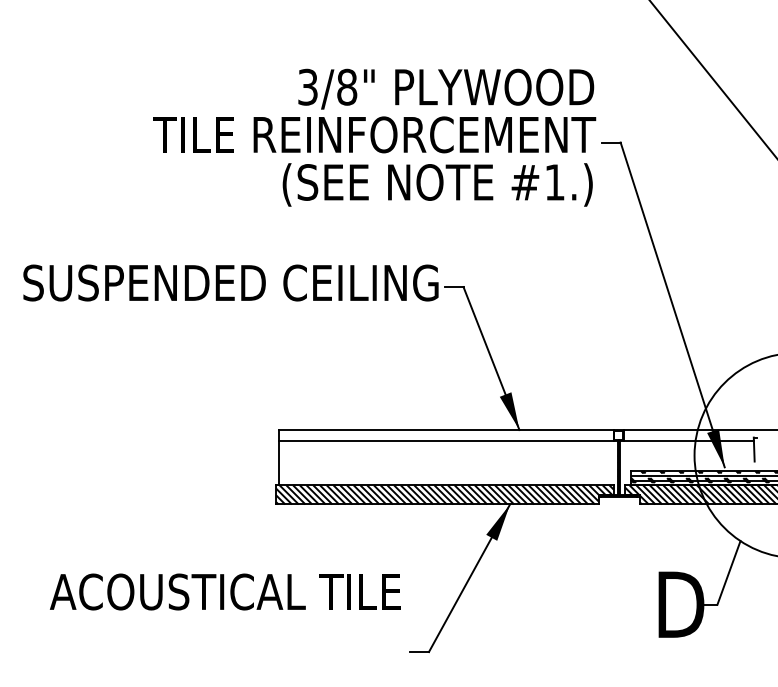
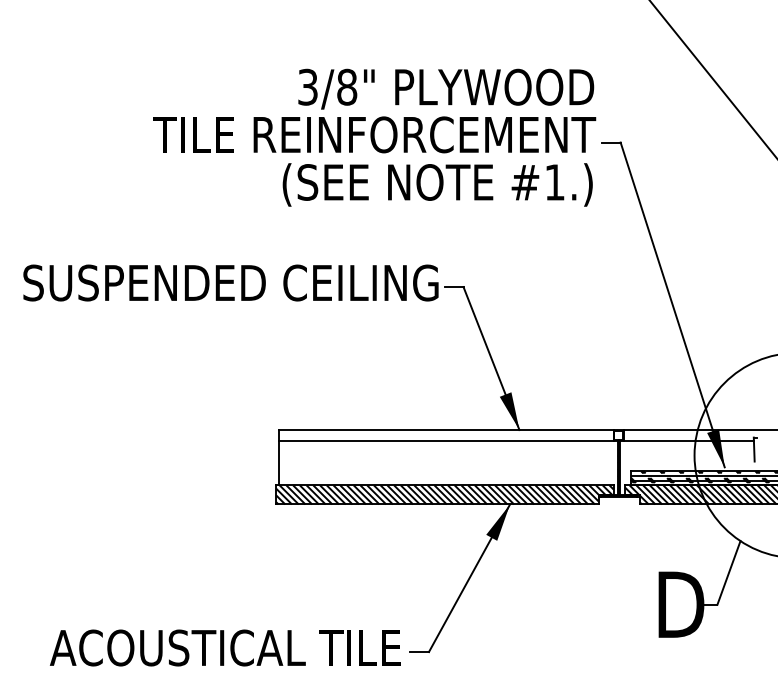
text position: (225, 591) -> (225, 647) (225, 647)
